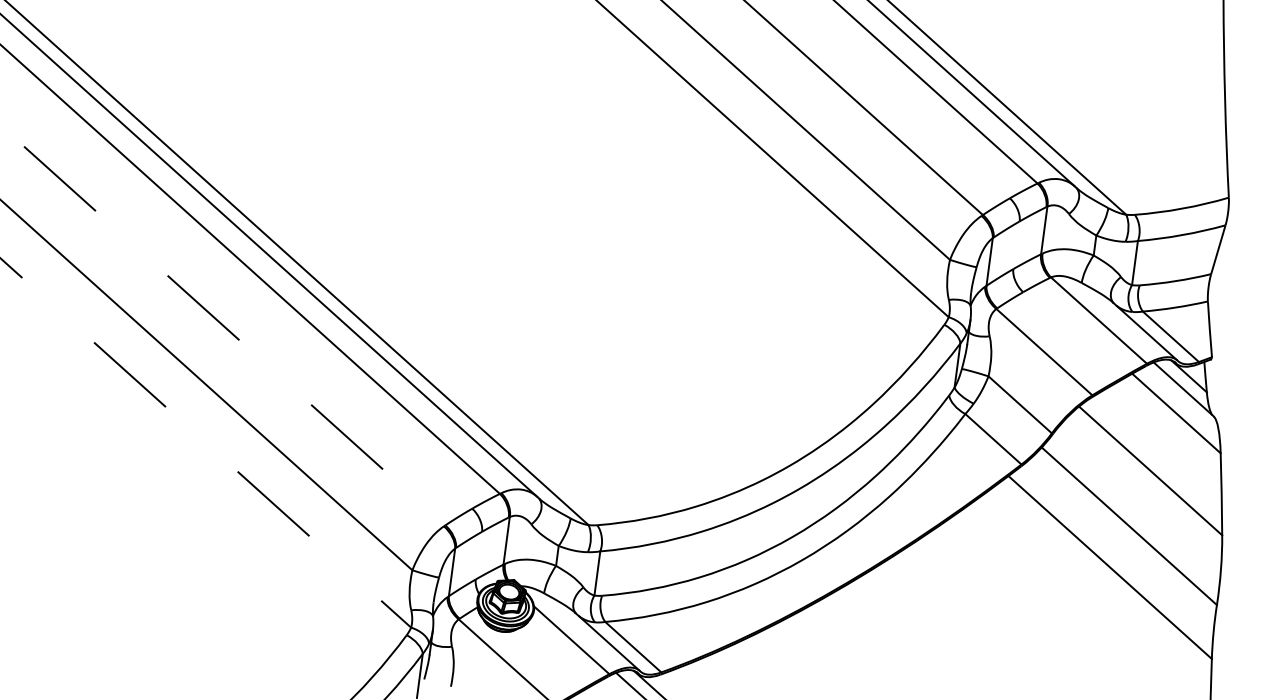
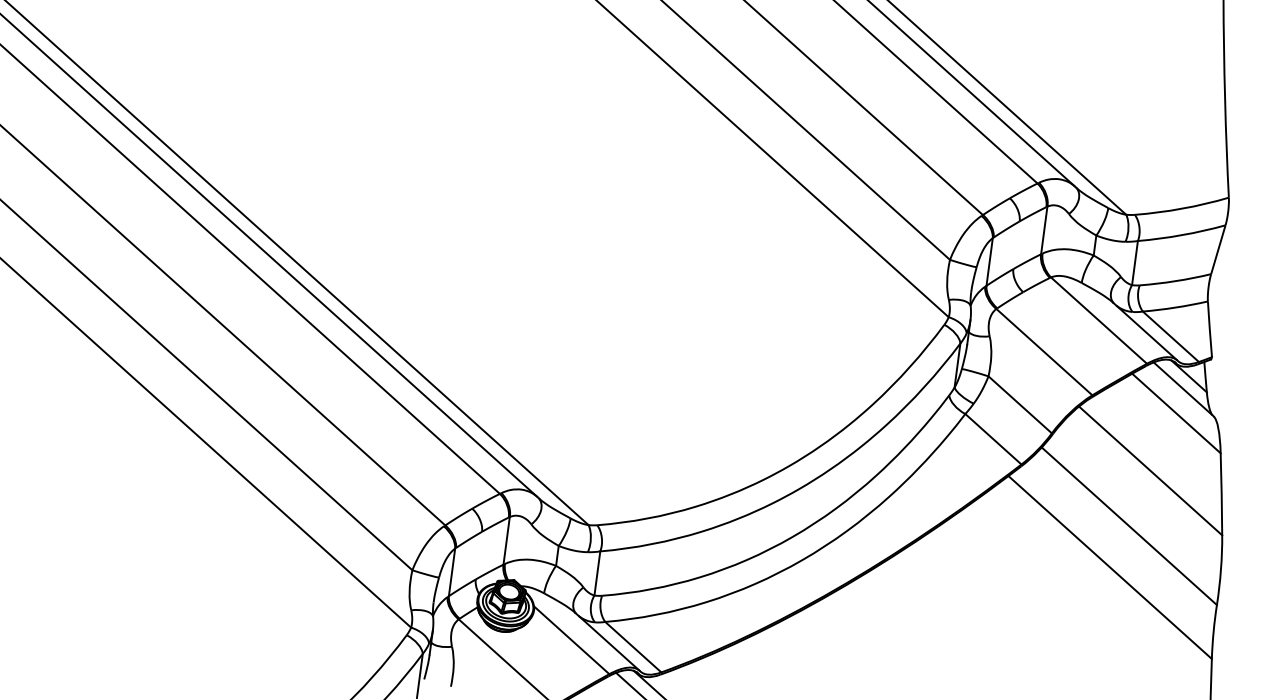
line: dashed -> solid (223, 325)
line: dashed -> solid (205, 443)
